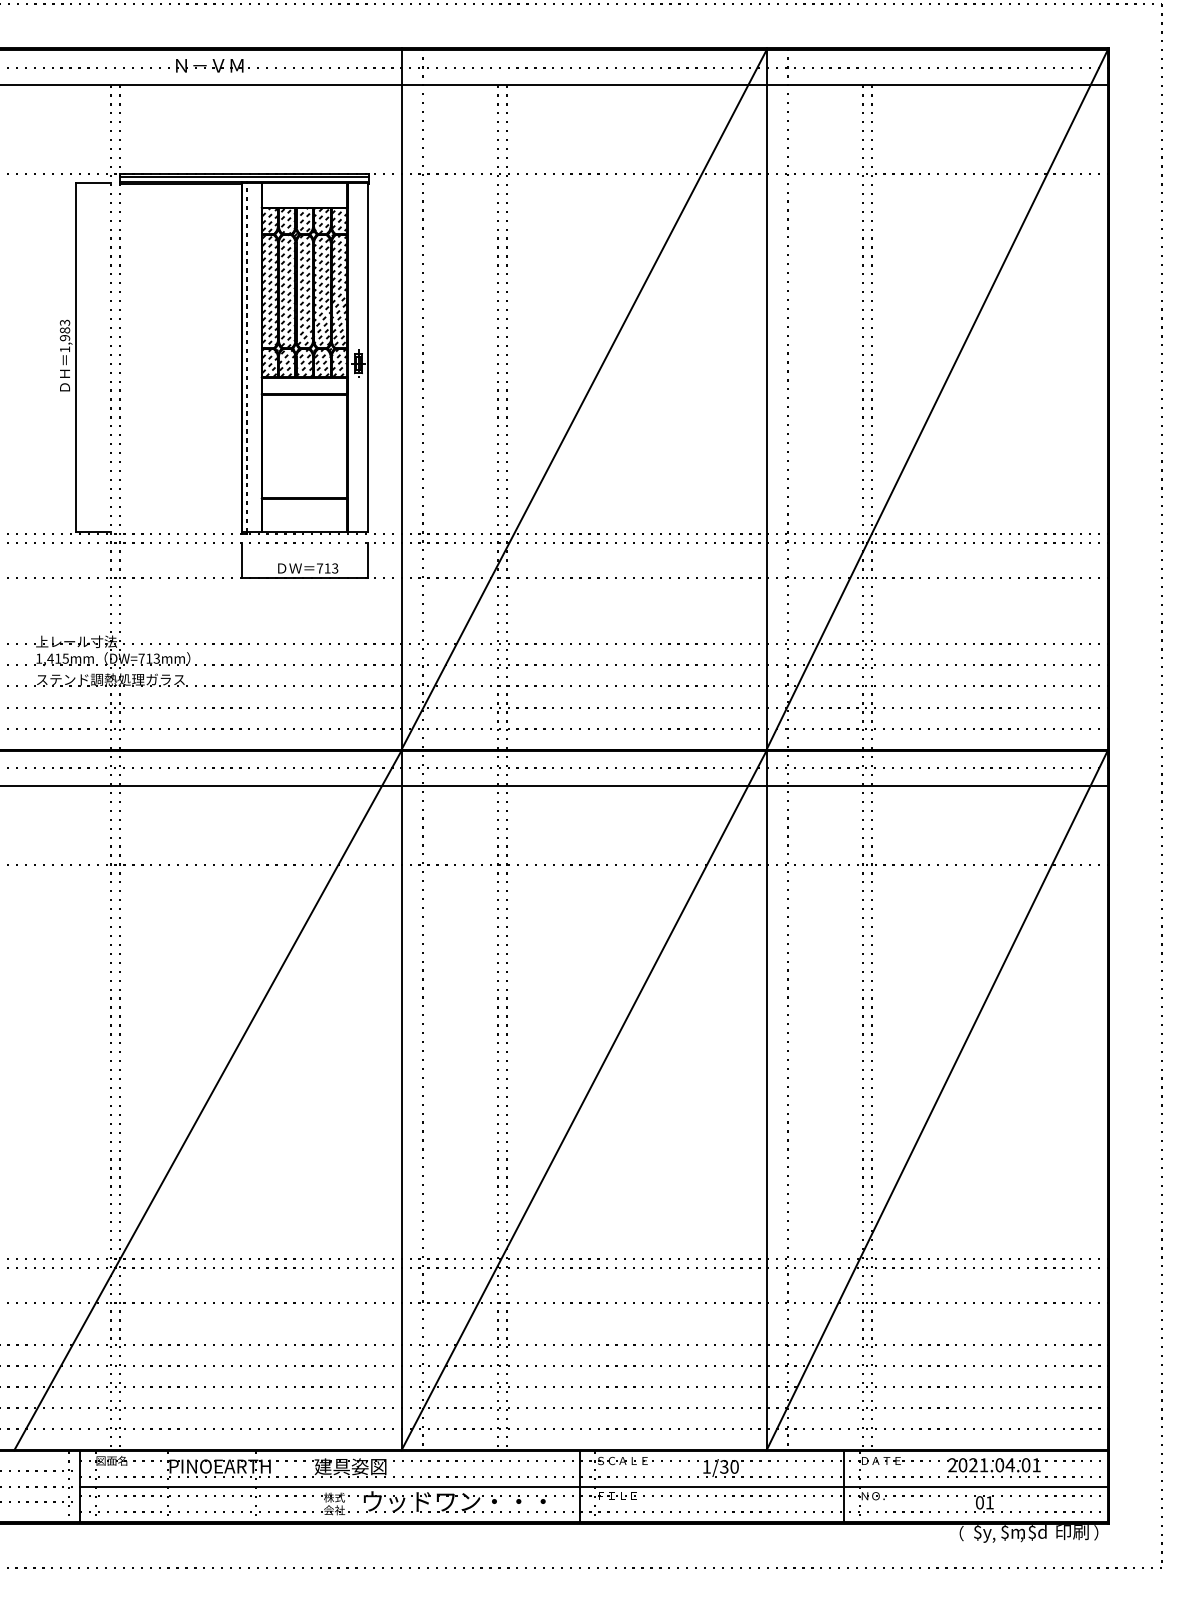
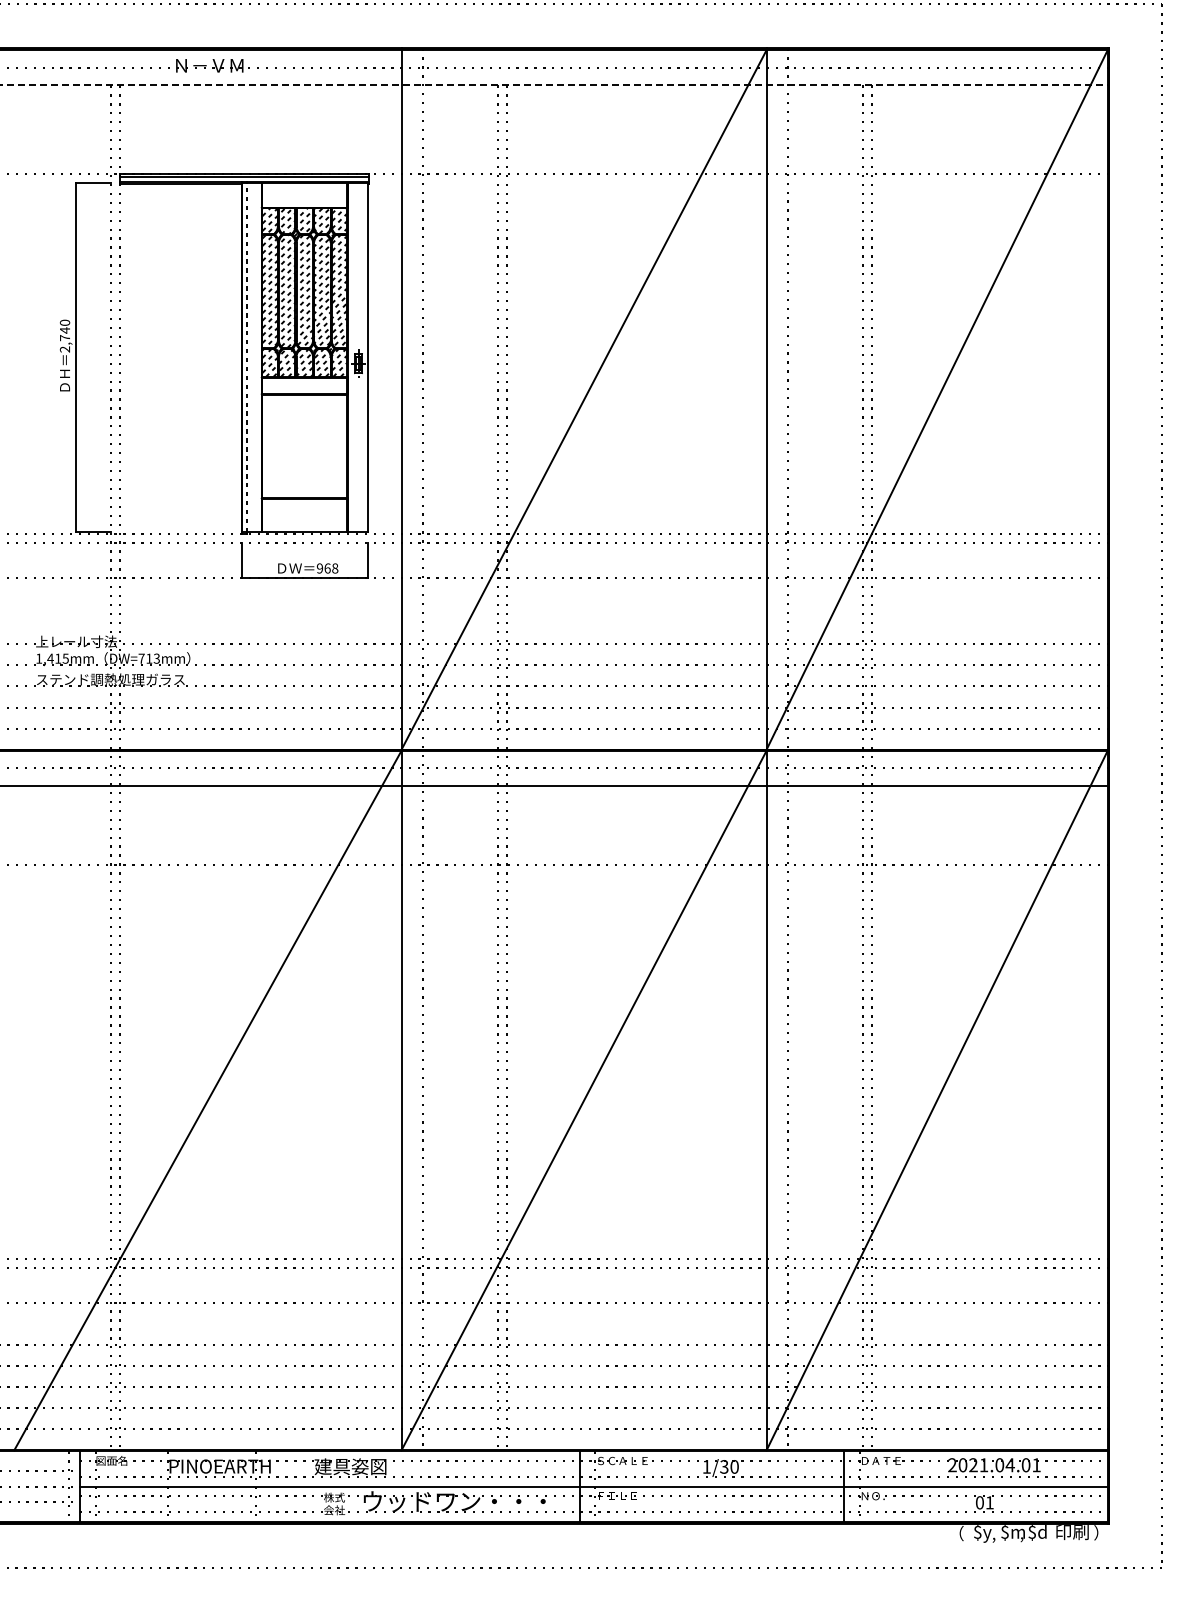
line: solid -> dashed (555, 85)
text: 1,983 -> 2,740 (64, 335)
text: 713 -> 968 (327, 568)
